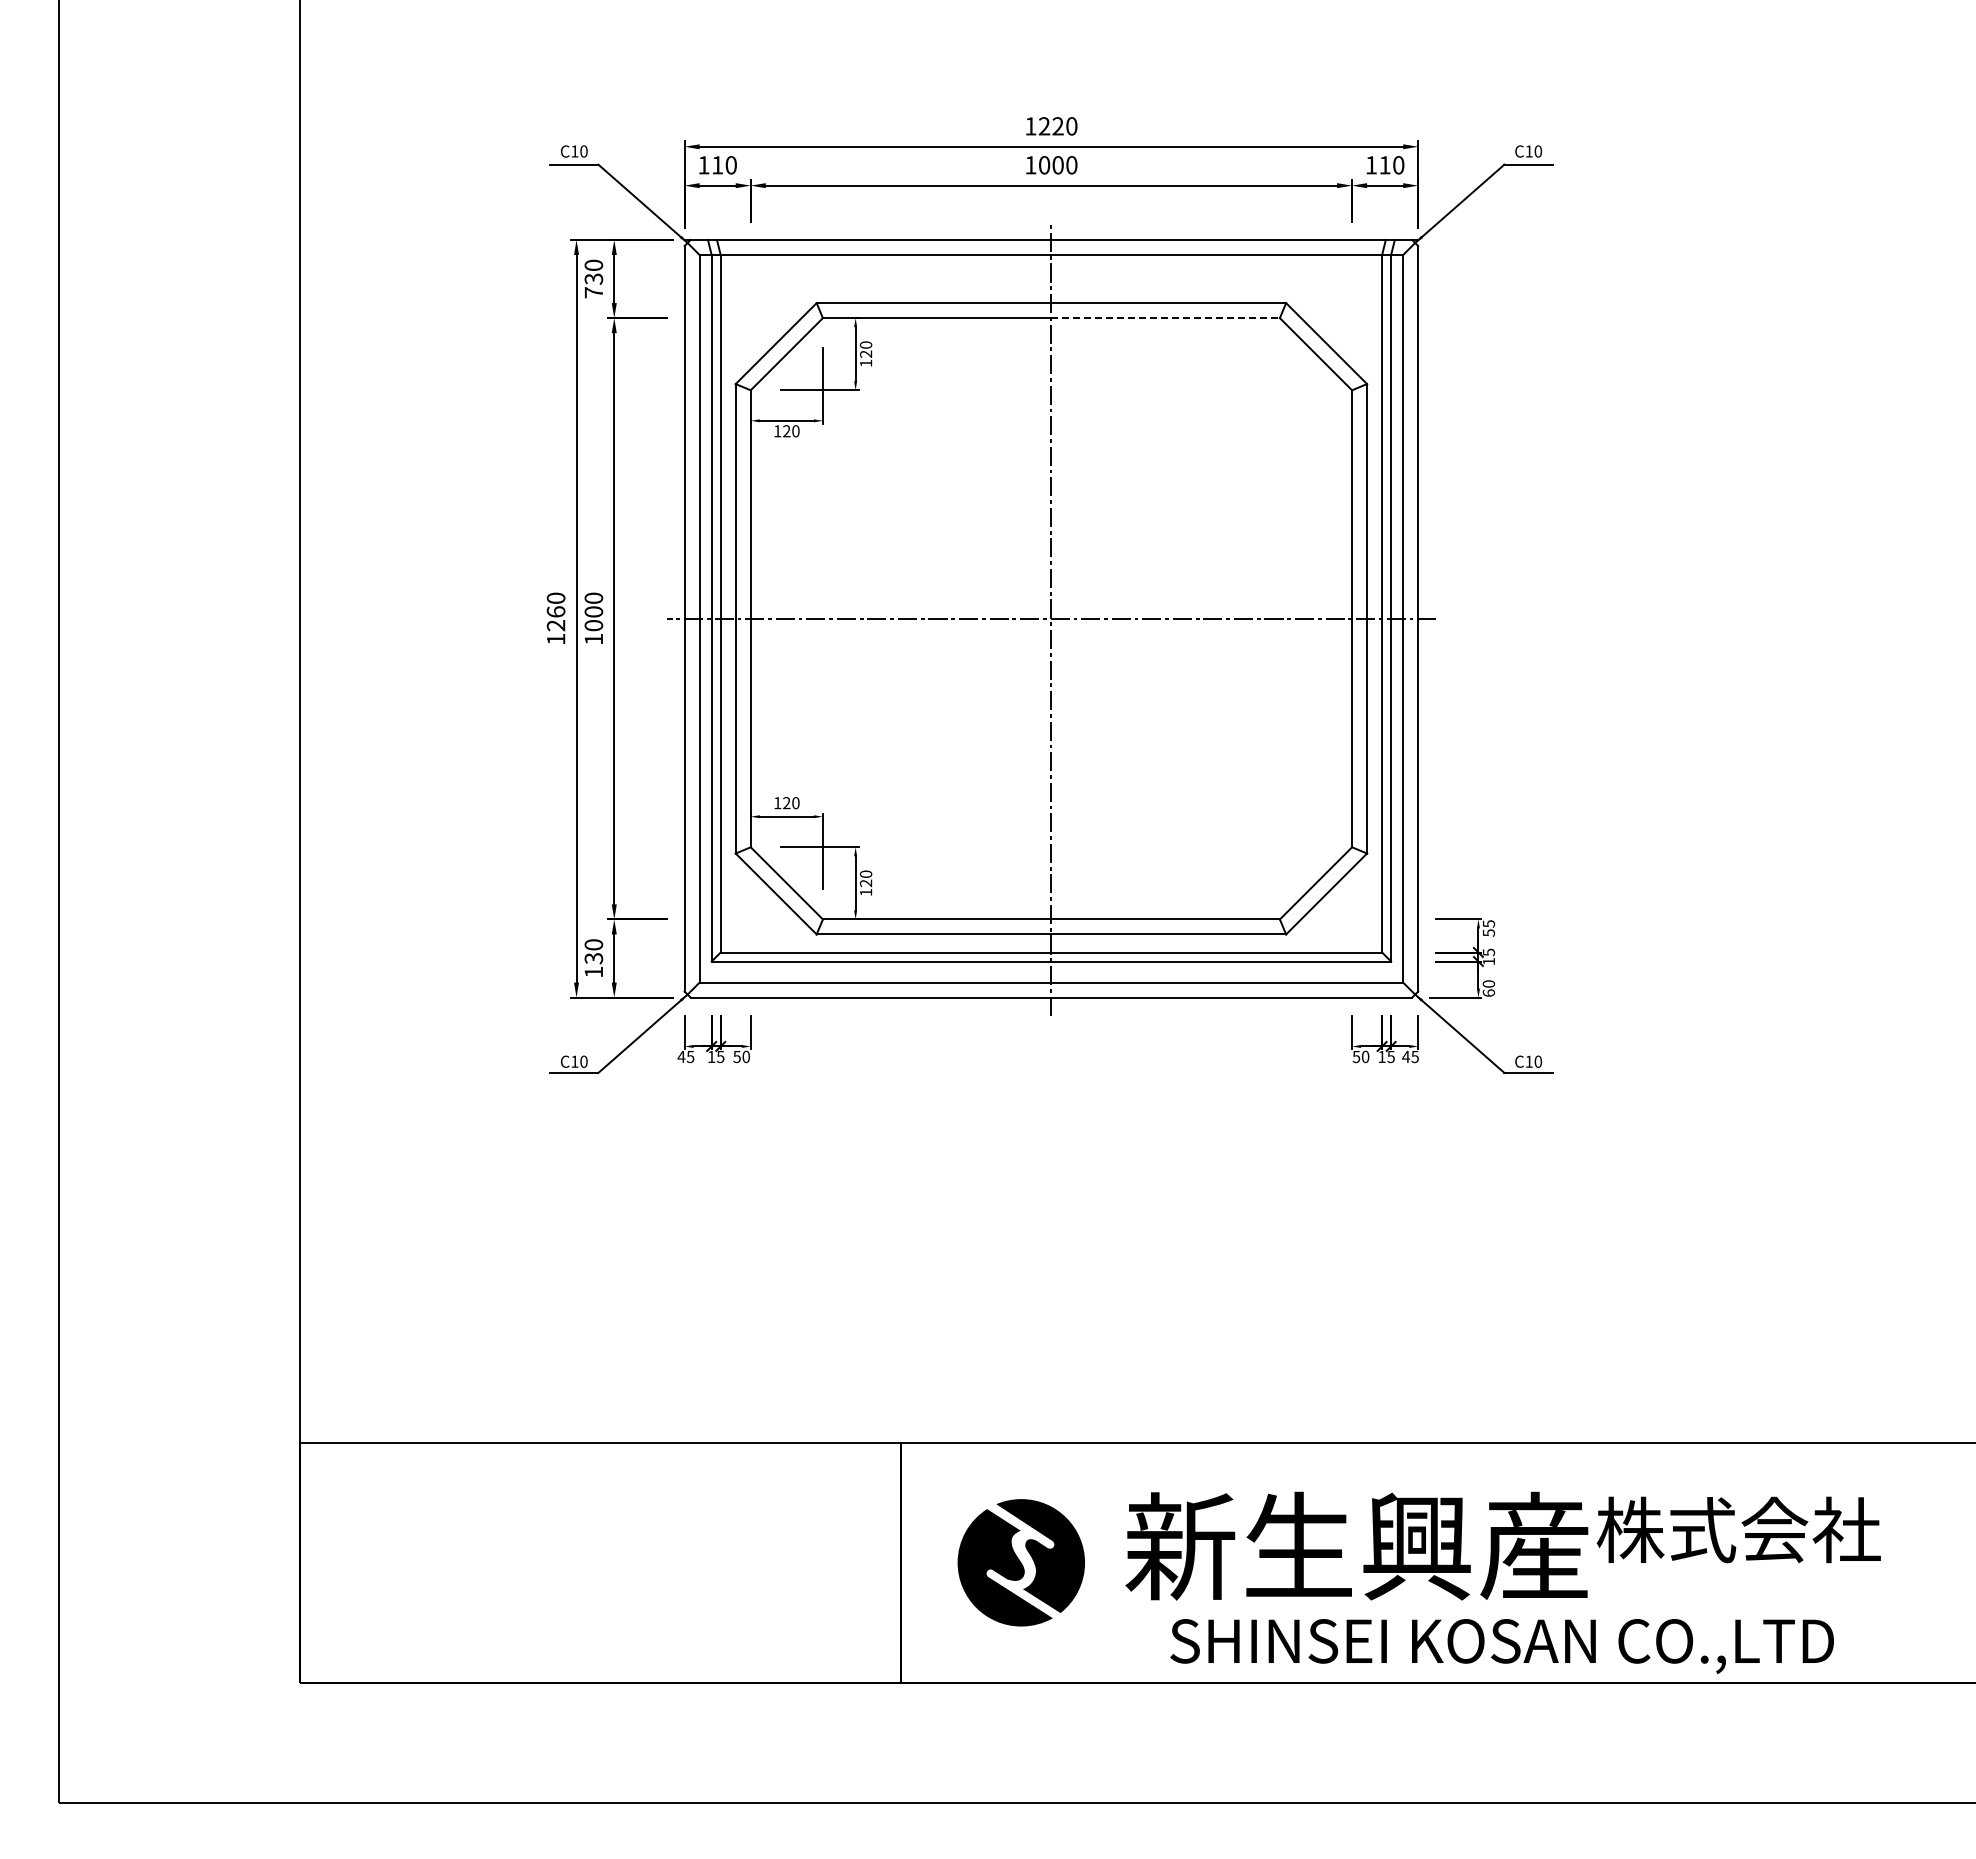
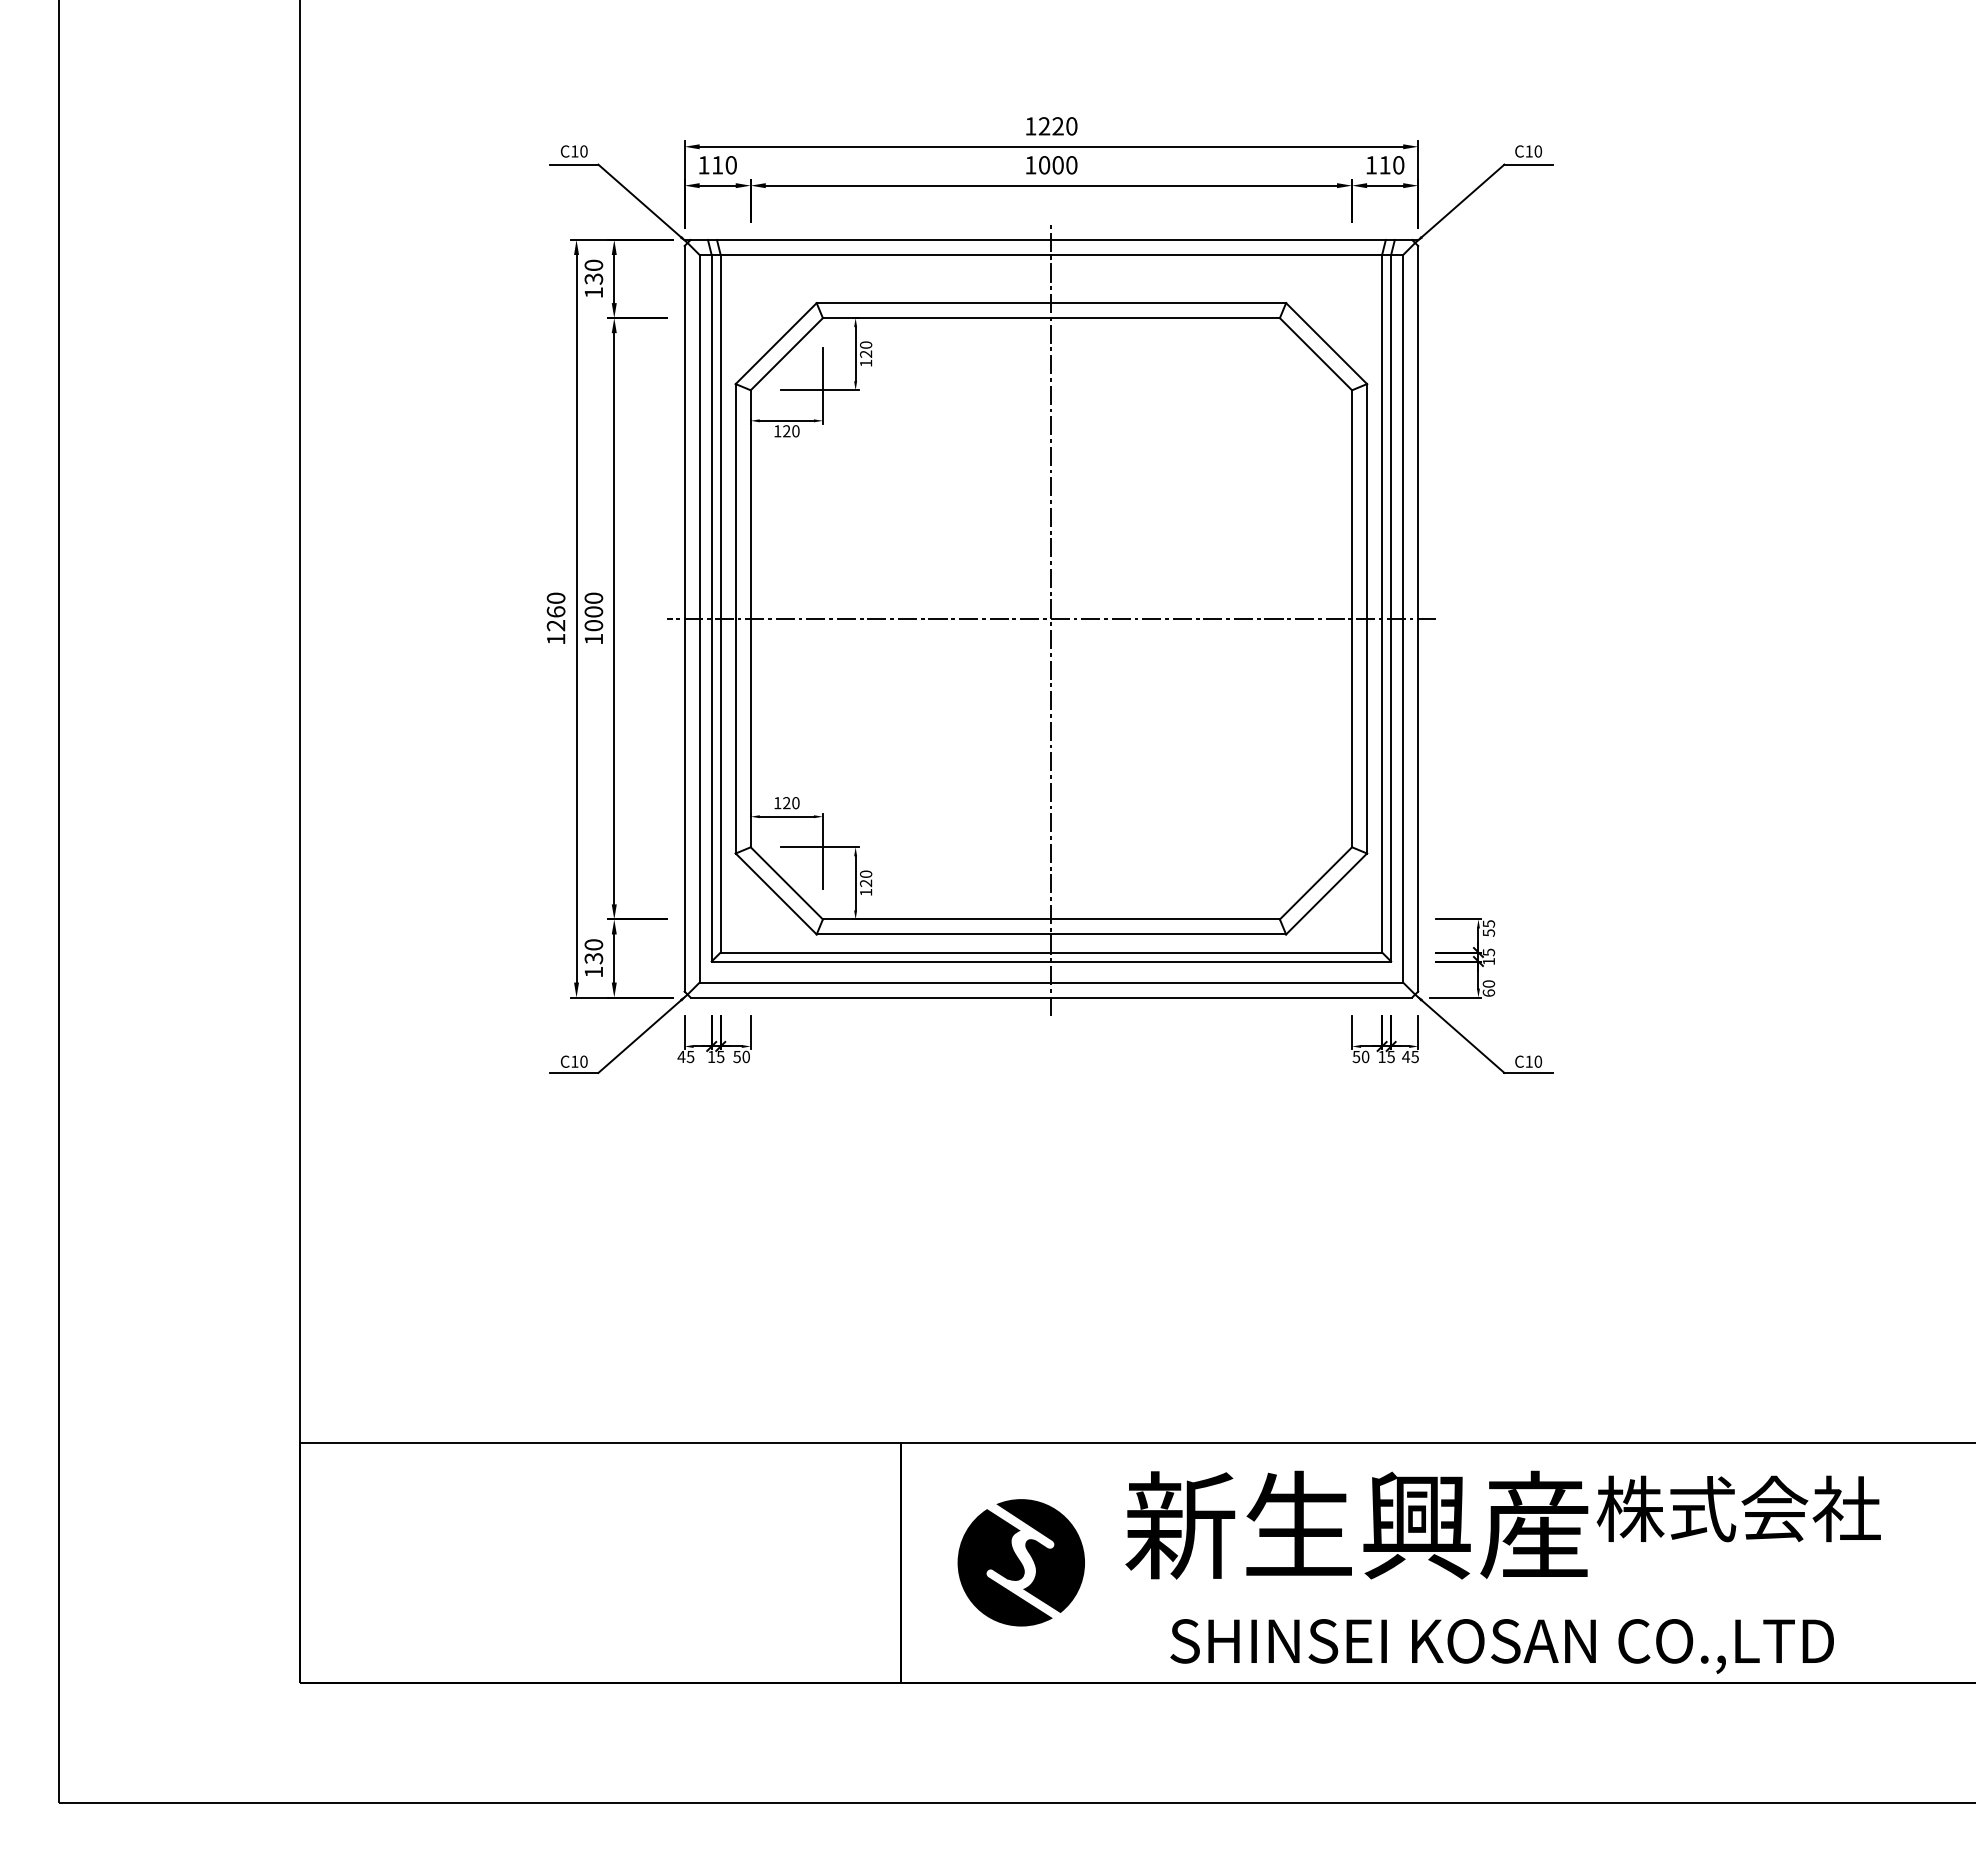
text: 730 -> 130 (593, 292)
line: dashed -> solid (1166, 318)
text position: (1502, 1545) -> (1502, 1524) (1502, 1524)
